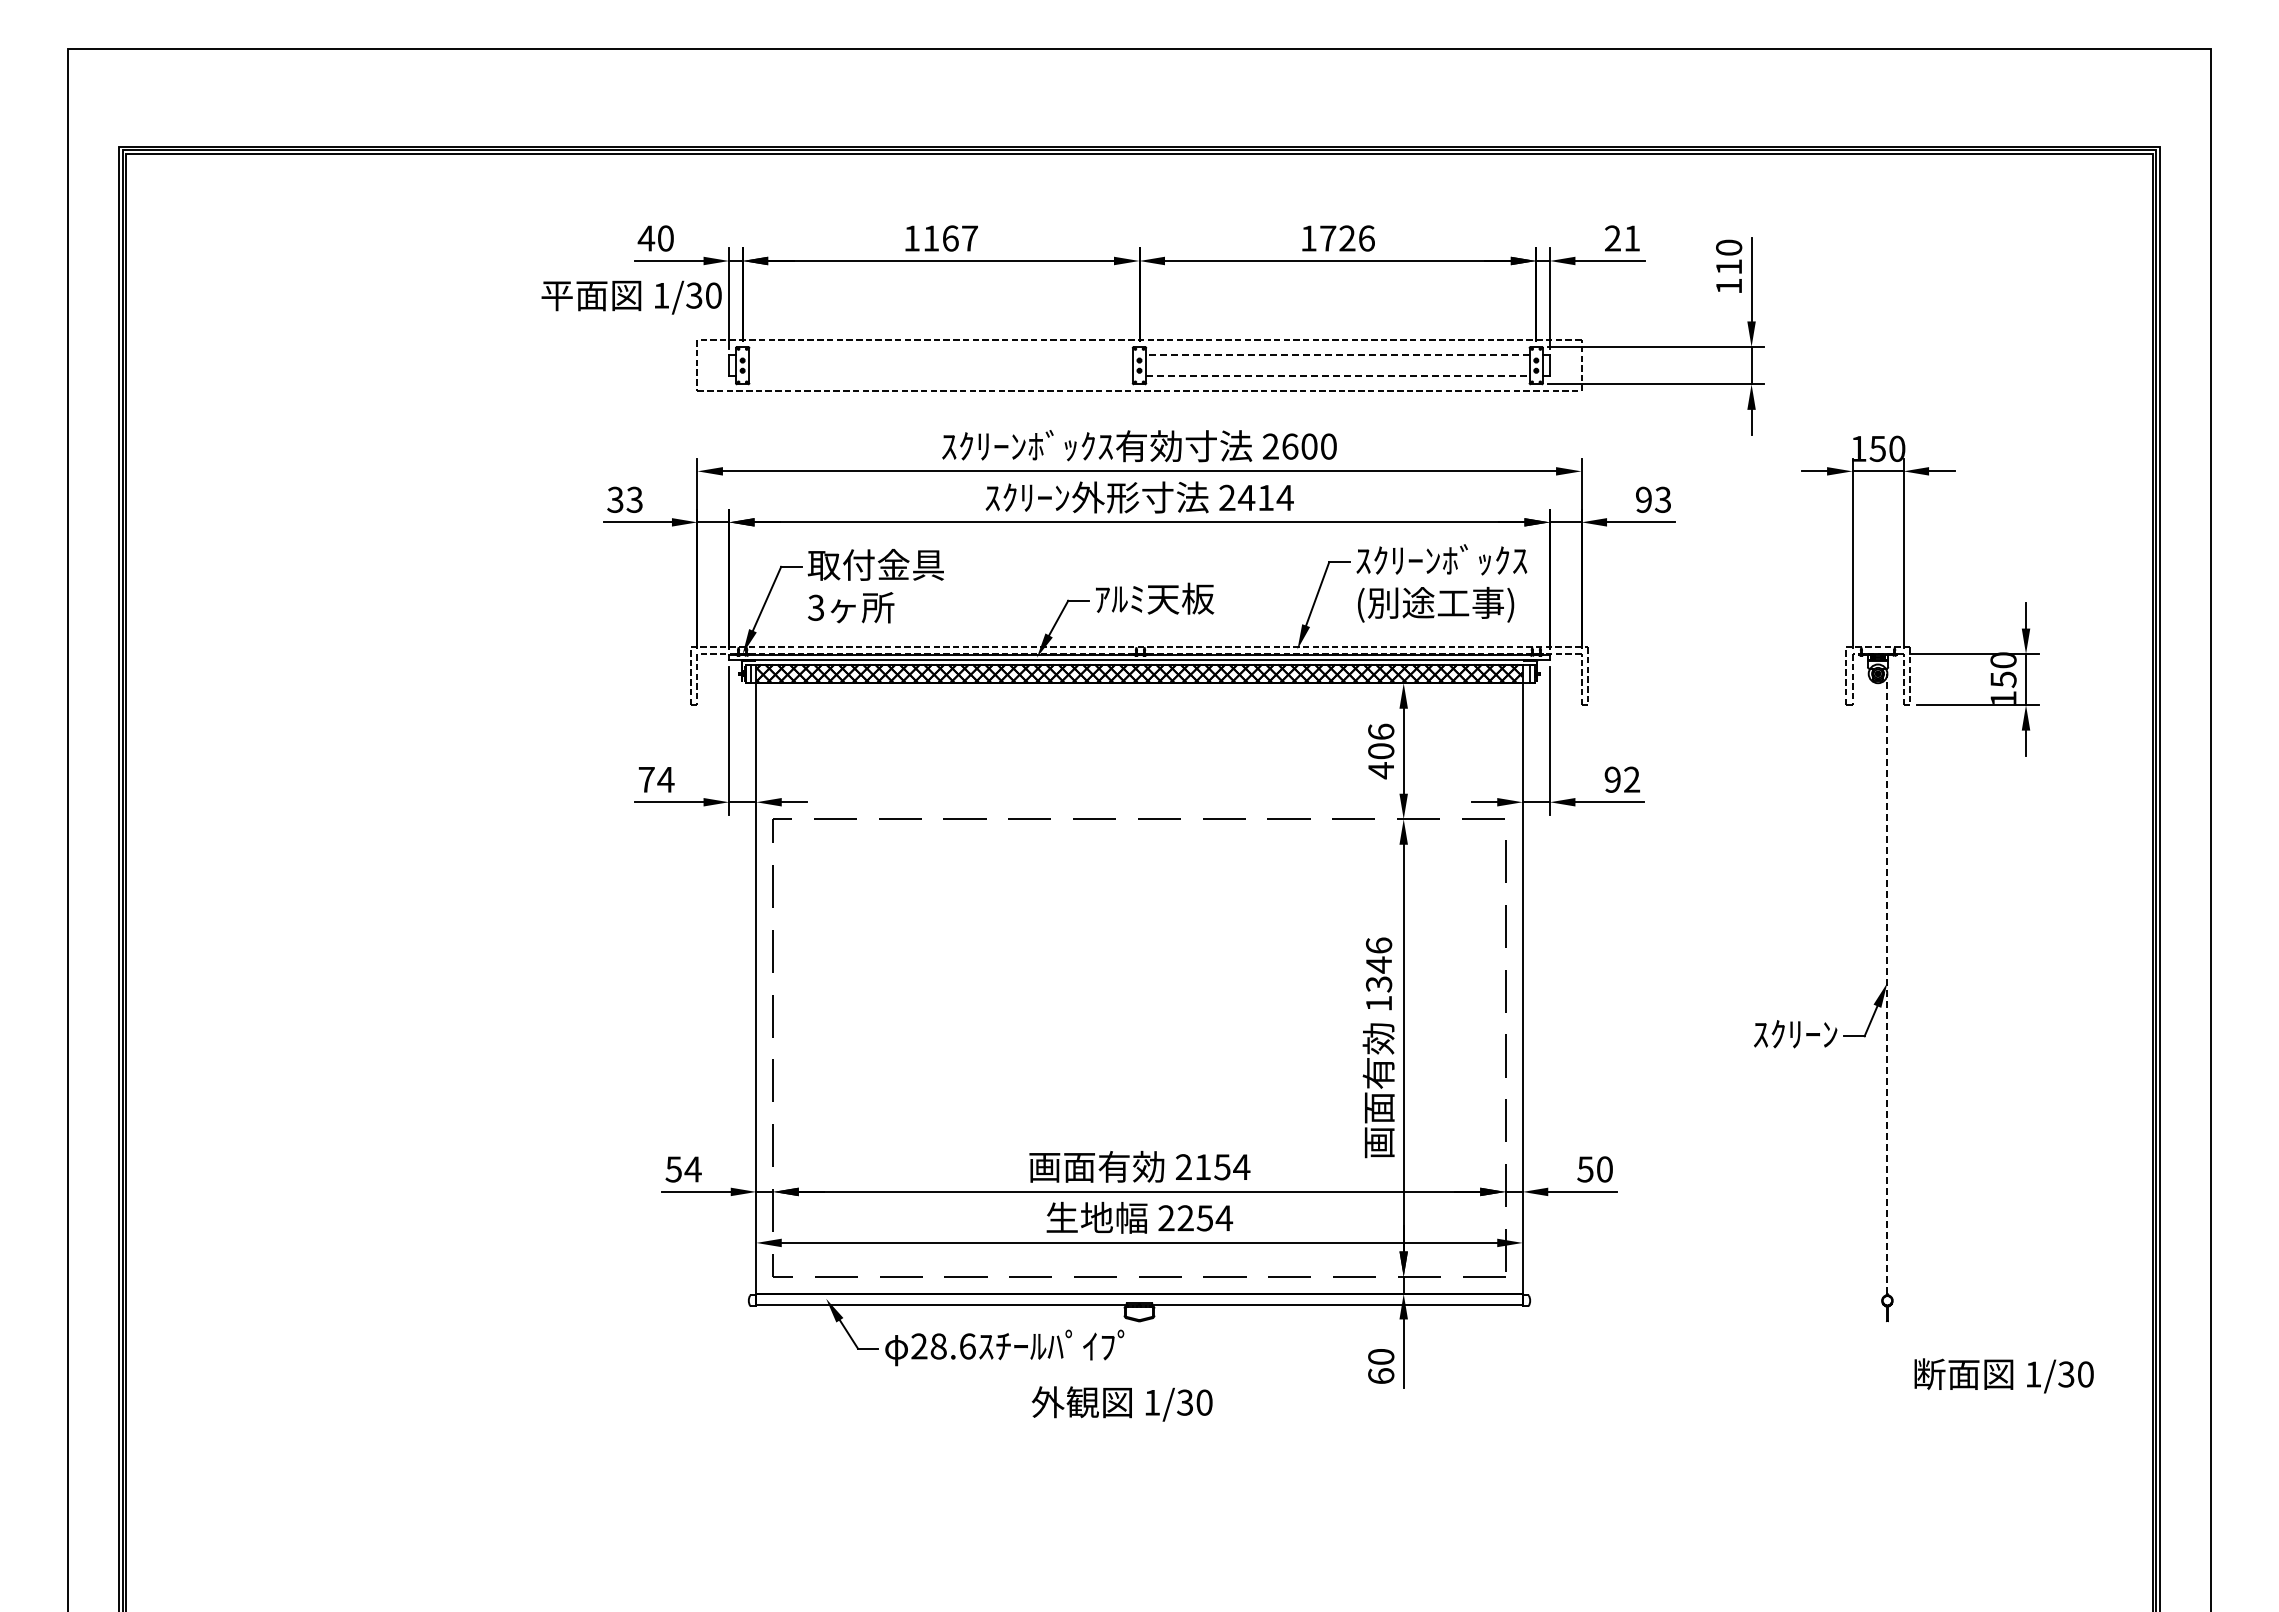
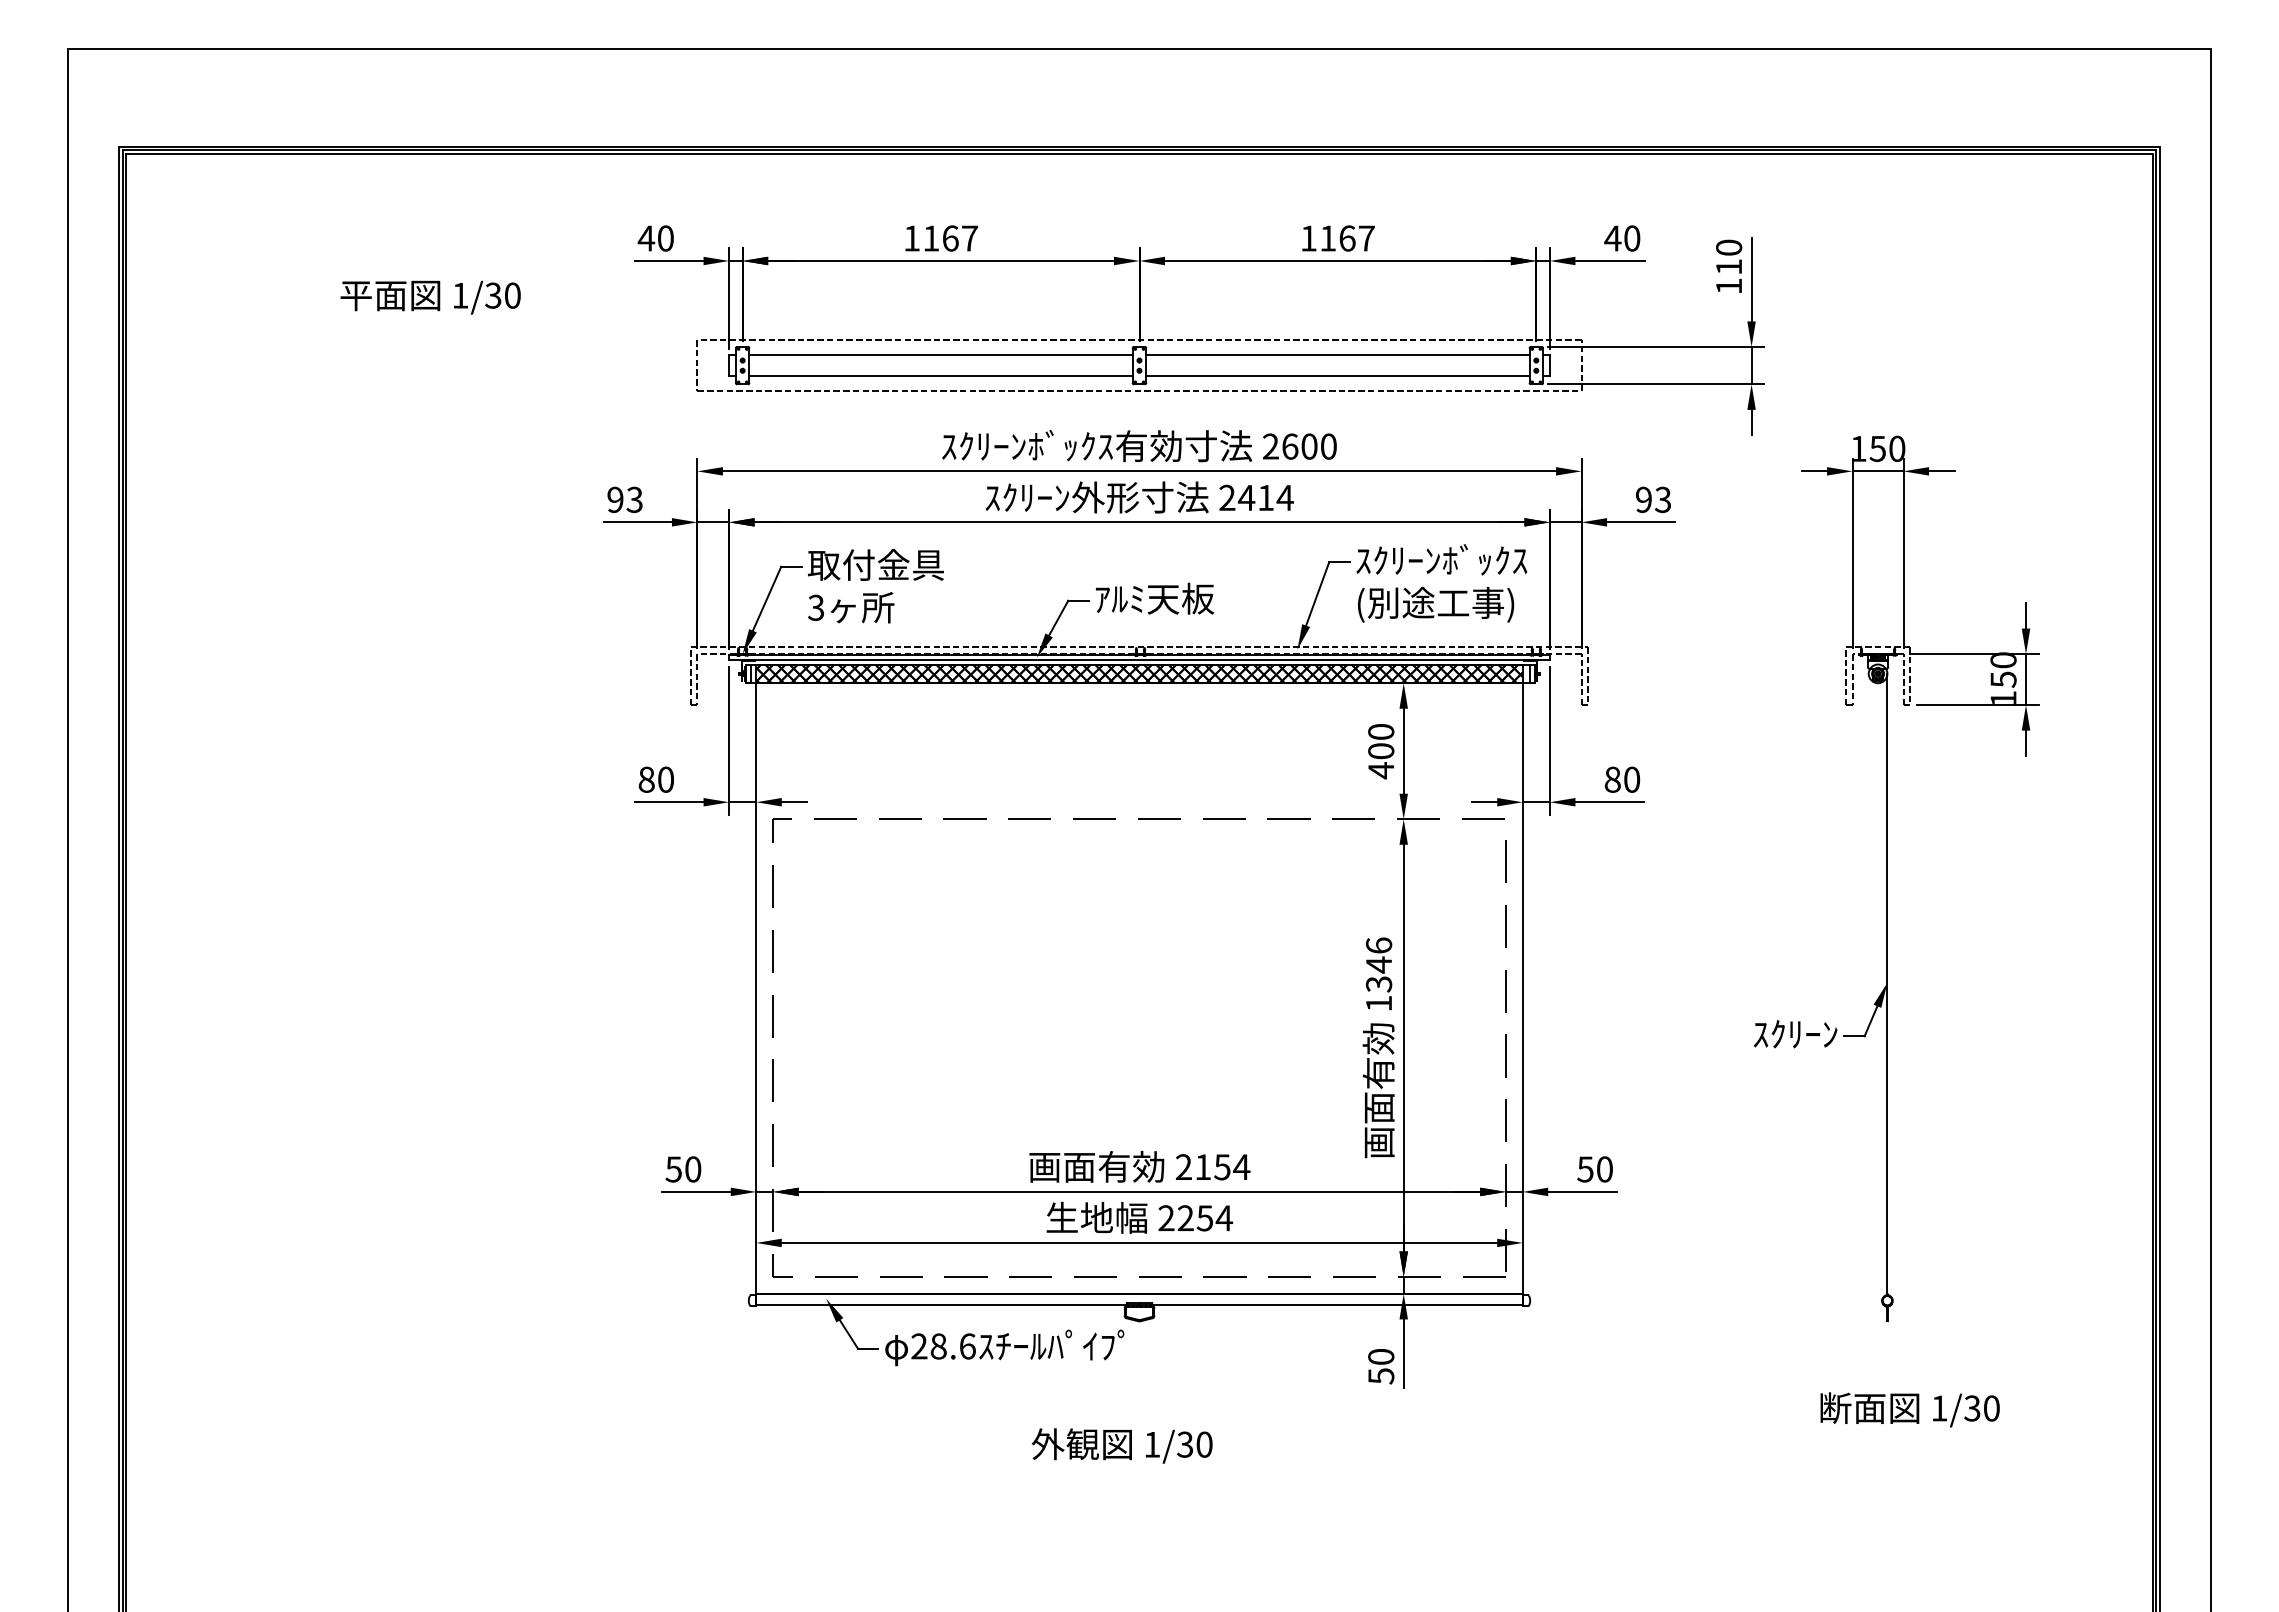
text: 1726 -> 1167 (1347, 238)
text: 21 -> 40 (1622, 238)
text position: (631, 297) -> (430, 297) (430, 297)
line: none -> present (940, 355)
line: dashed -> solid (1337, 355)
line: none -> present (940, 375)
line: dashed -> solid (1337, 375)
text: 33 -> 93 (615, 499)
text: 406 -> 400 (1381, 731)
text: 74 -> 80 (656, 779)
text: 92 -> 80 (1622, 779)
line: dashed -> solid (1887, 983)
text: 54 -> 50 (692, 1169)
text position: (2003, 1375) -> (1909, 1409) (1909, 1409)
text: 60 -> 50 (1381, 1376)
text position: (1121, 1403) -> (1121, 1445) (1121, 1445)
